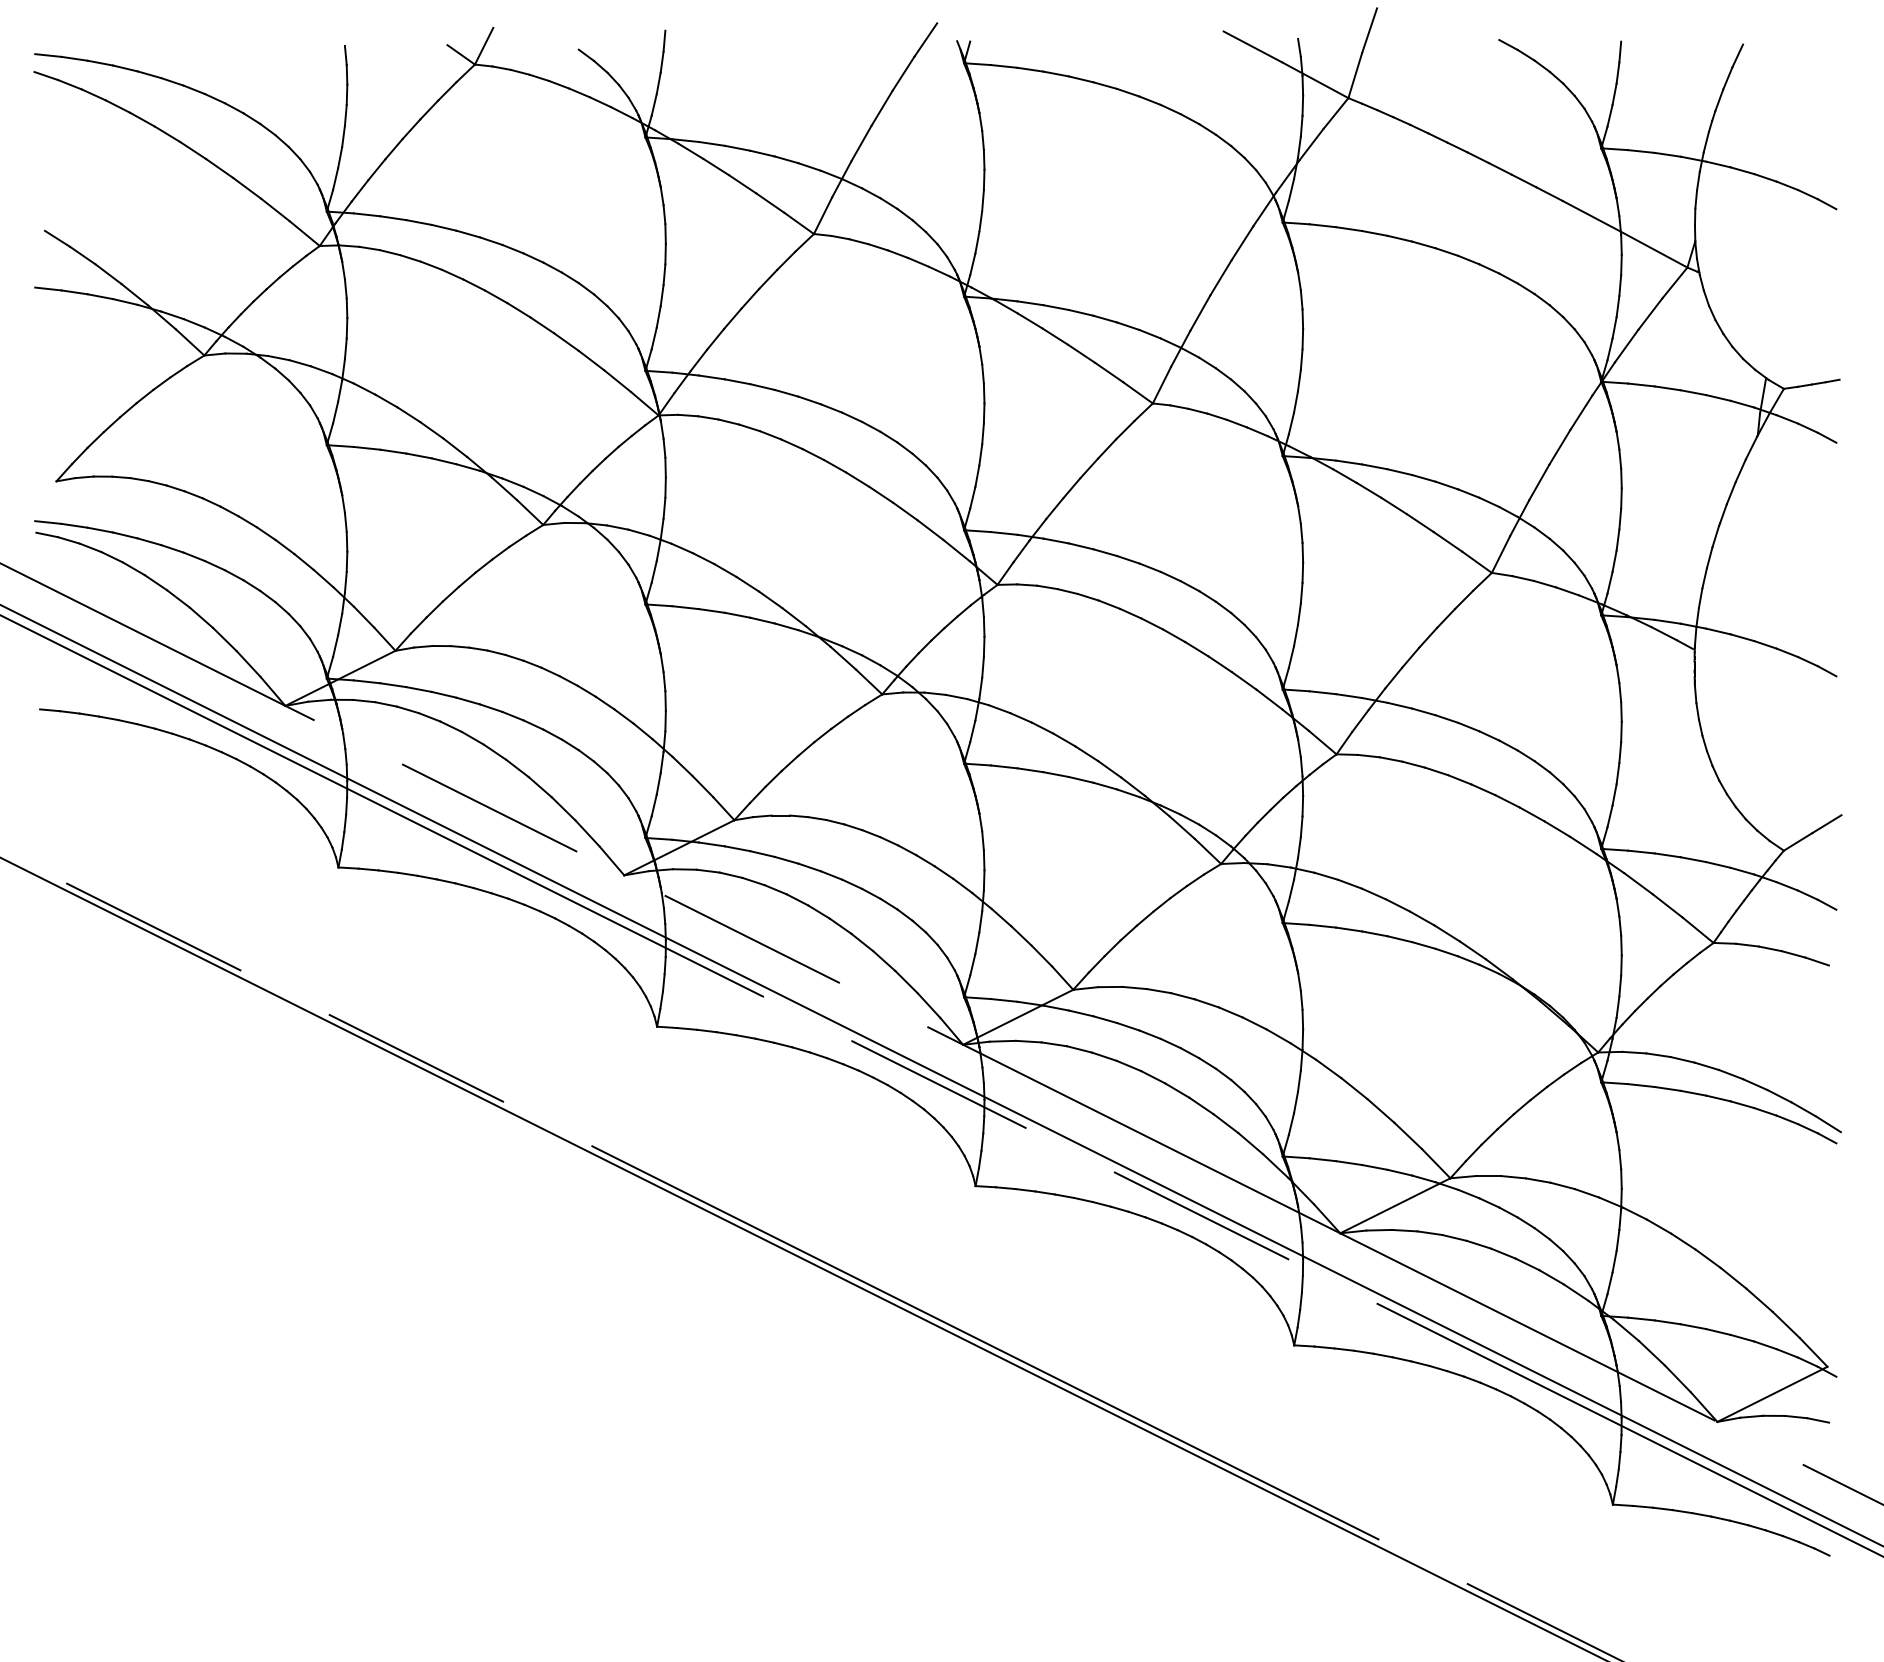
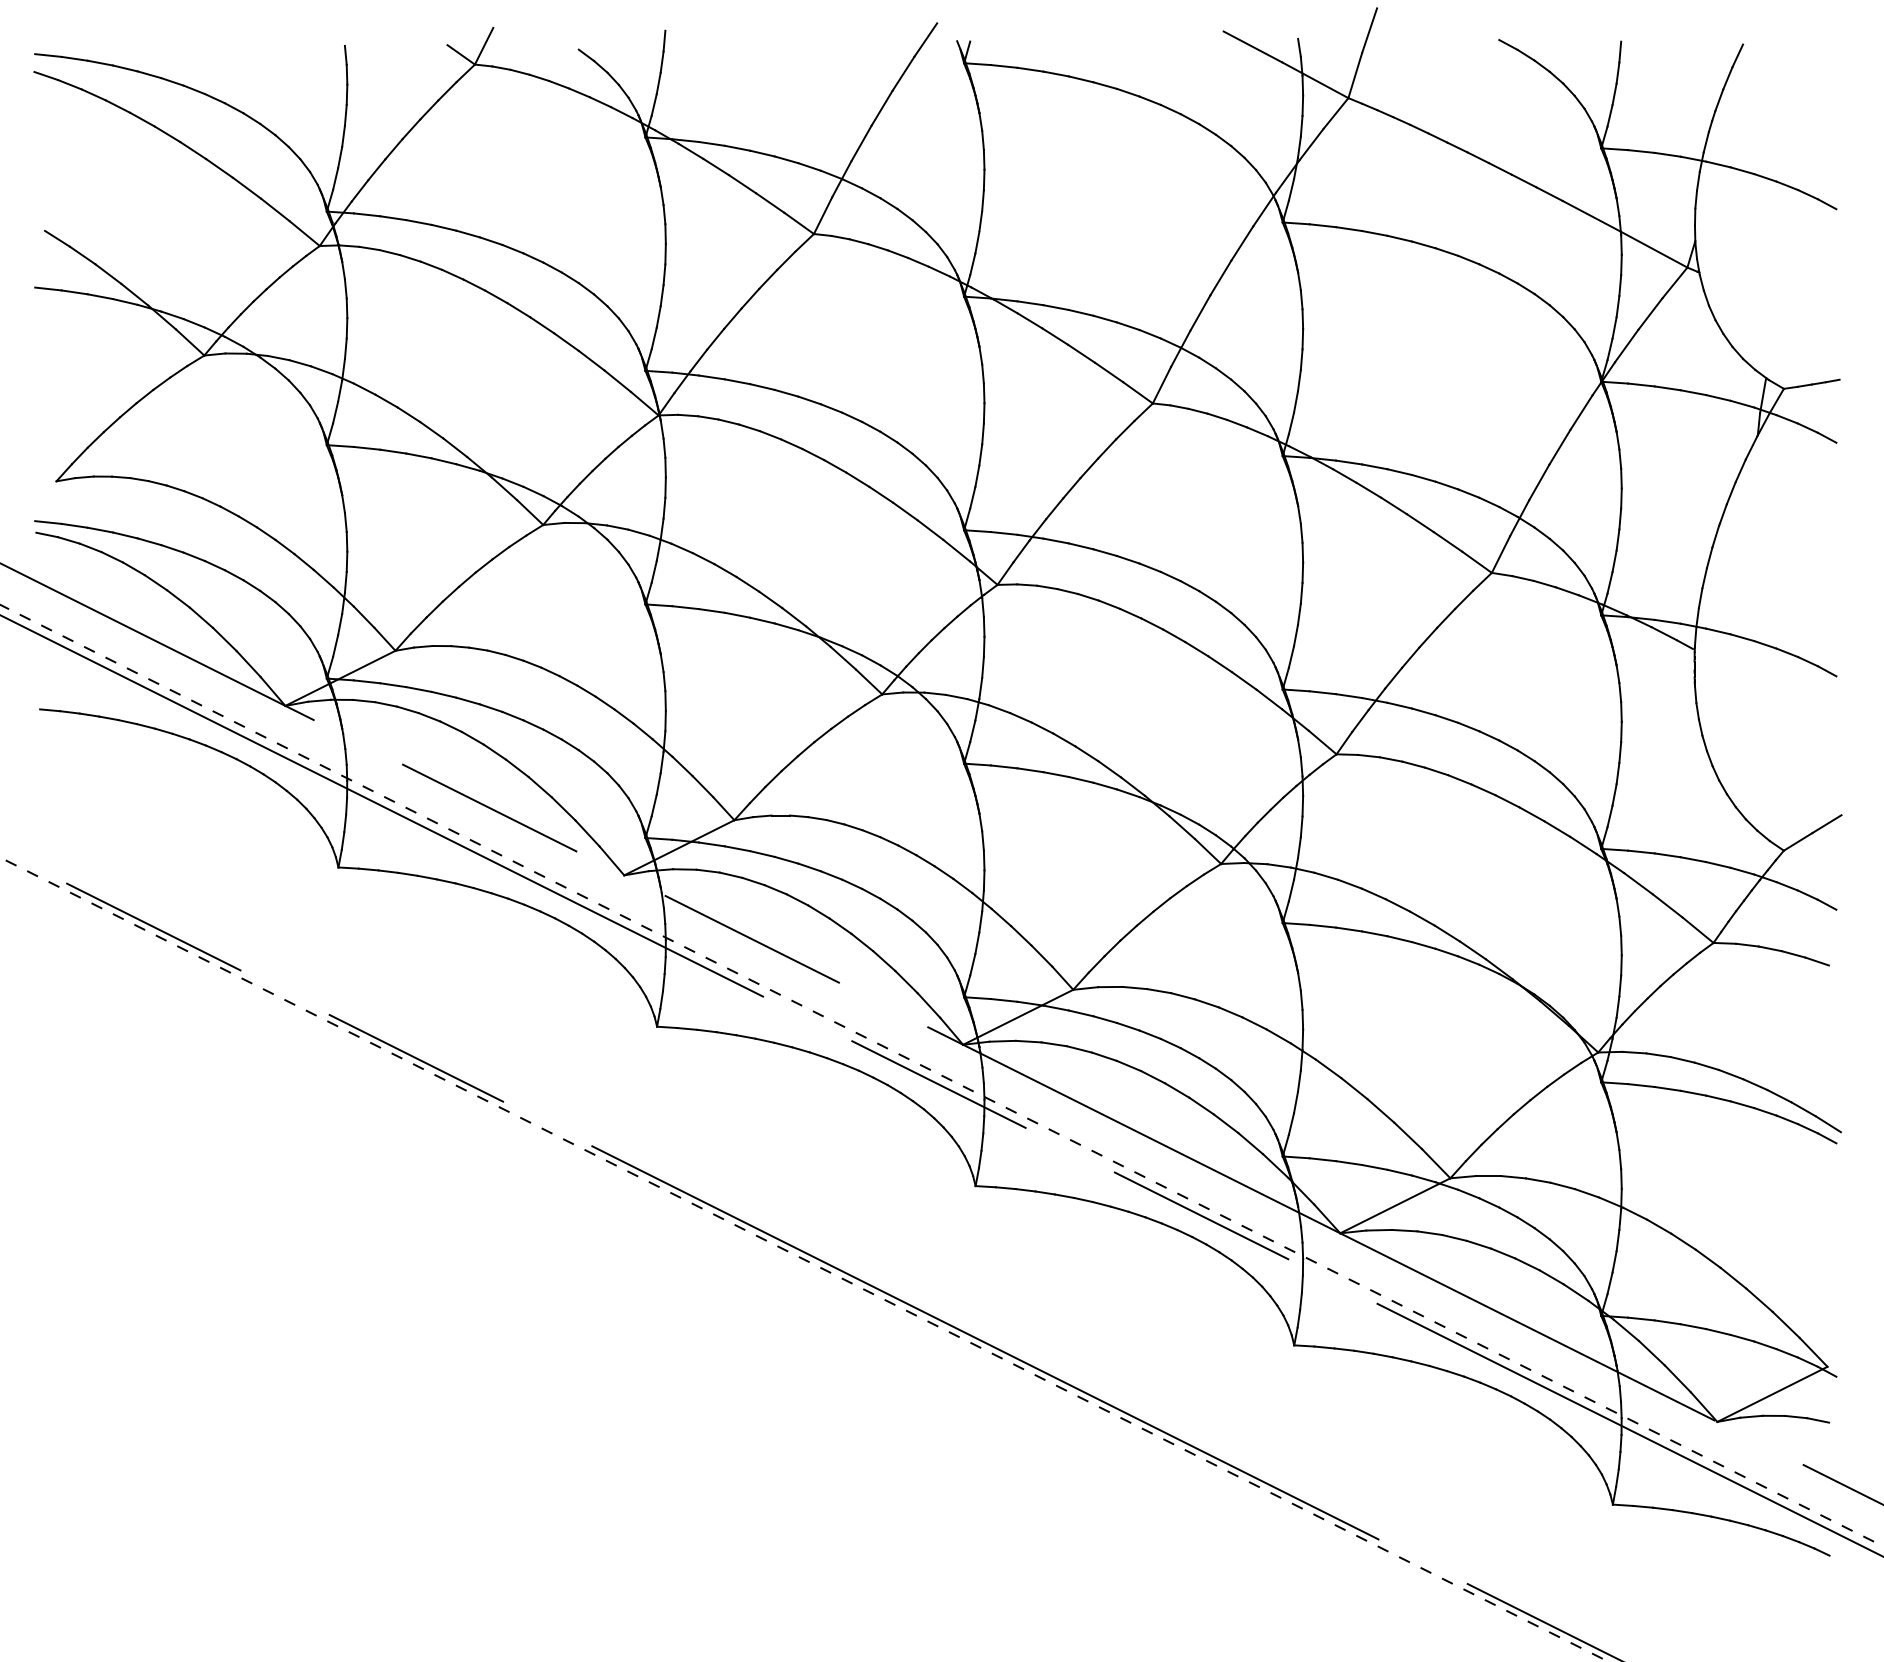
line: solid -> dashed (942, 1075)
line: solid -> dashed (804, 1259)
